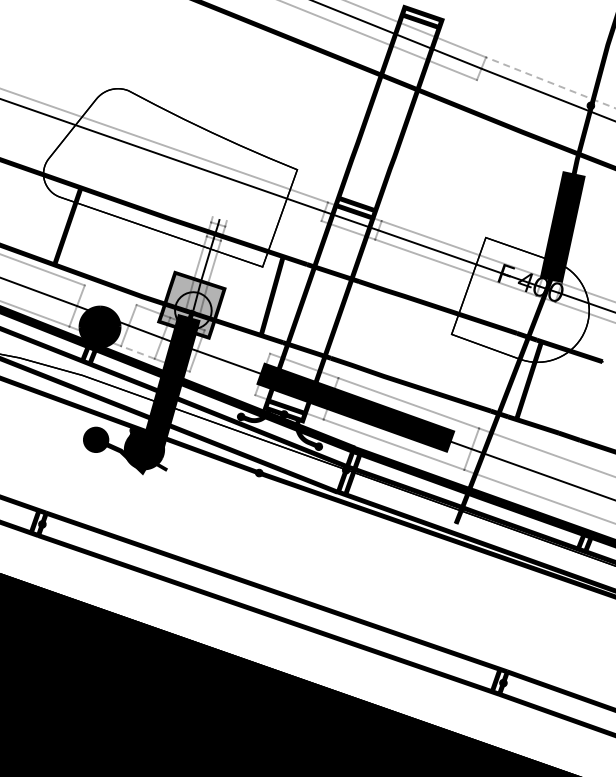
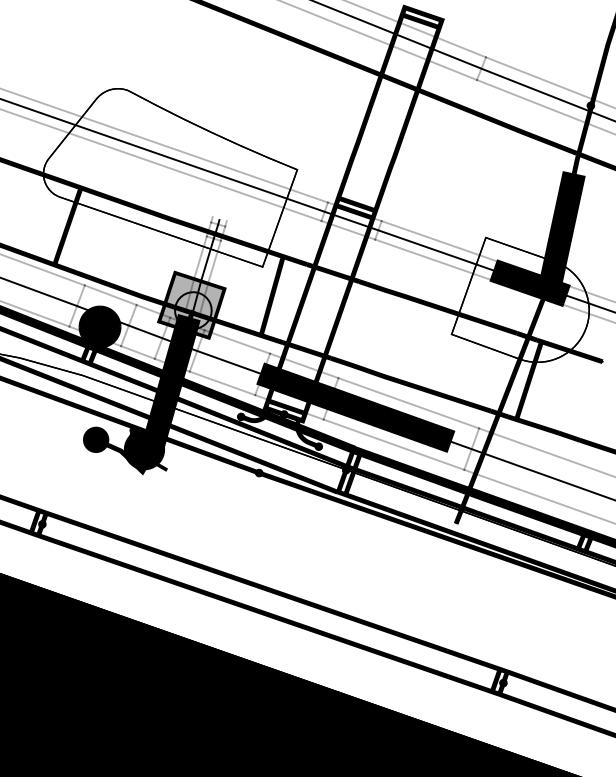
line: dashed -> solid (550, 82)
line: none -> present (544, 106)
line: none -> present (161, 165)
fill: none -> present (529, 283)
line: none -> present (110, 295)
line: none -> present (237, 341)
line: dashed -> solid (137, 352)
line: none -> present (222, 383)
